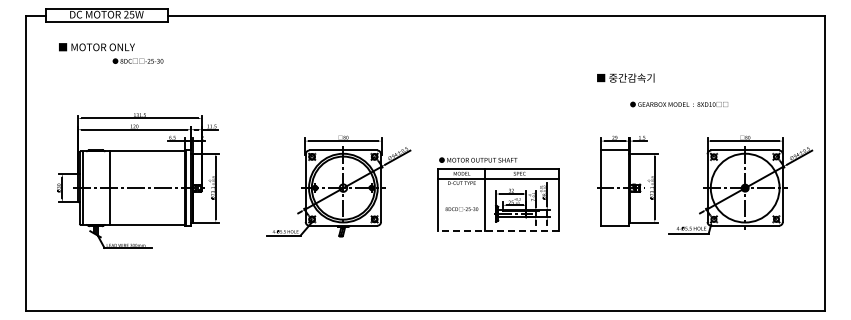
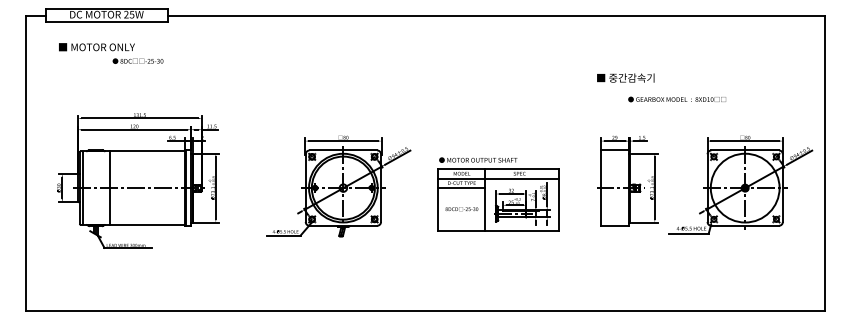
text position: (679, 104) -> (677, 99) (677, 99)
line: none -> present (461, 188)
line: dashed -> solid (498, 230)
